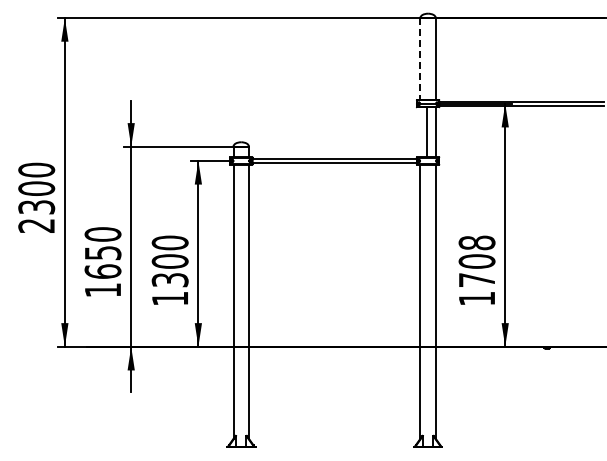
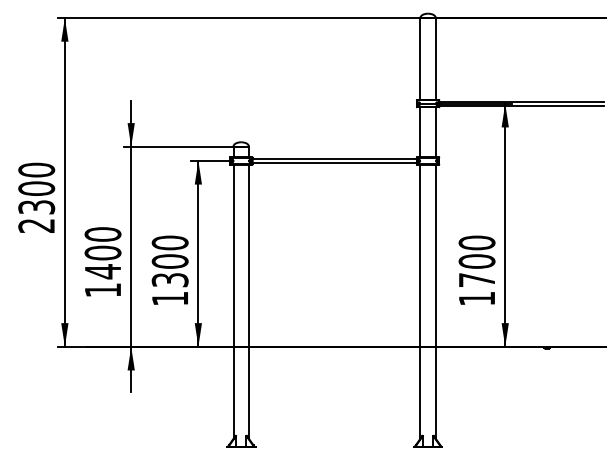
line: dashed -> solid (420, 59)
line position: (427, 132) -> (420, 132) (420, 132)
text: 1708 -> 1700 (476, 242)
text: 1650 -> 1400 (102, 262)
